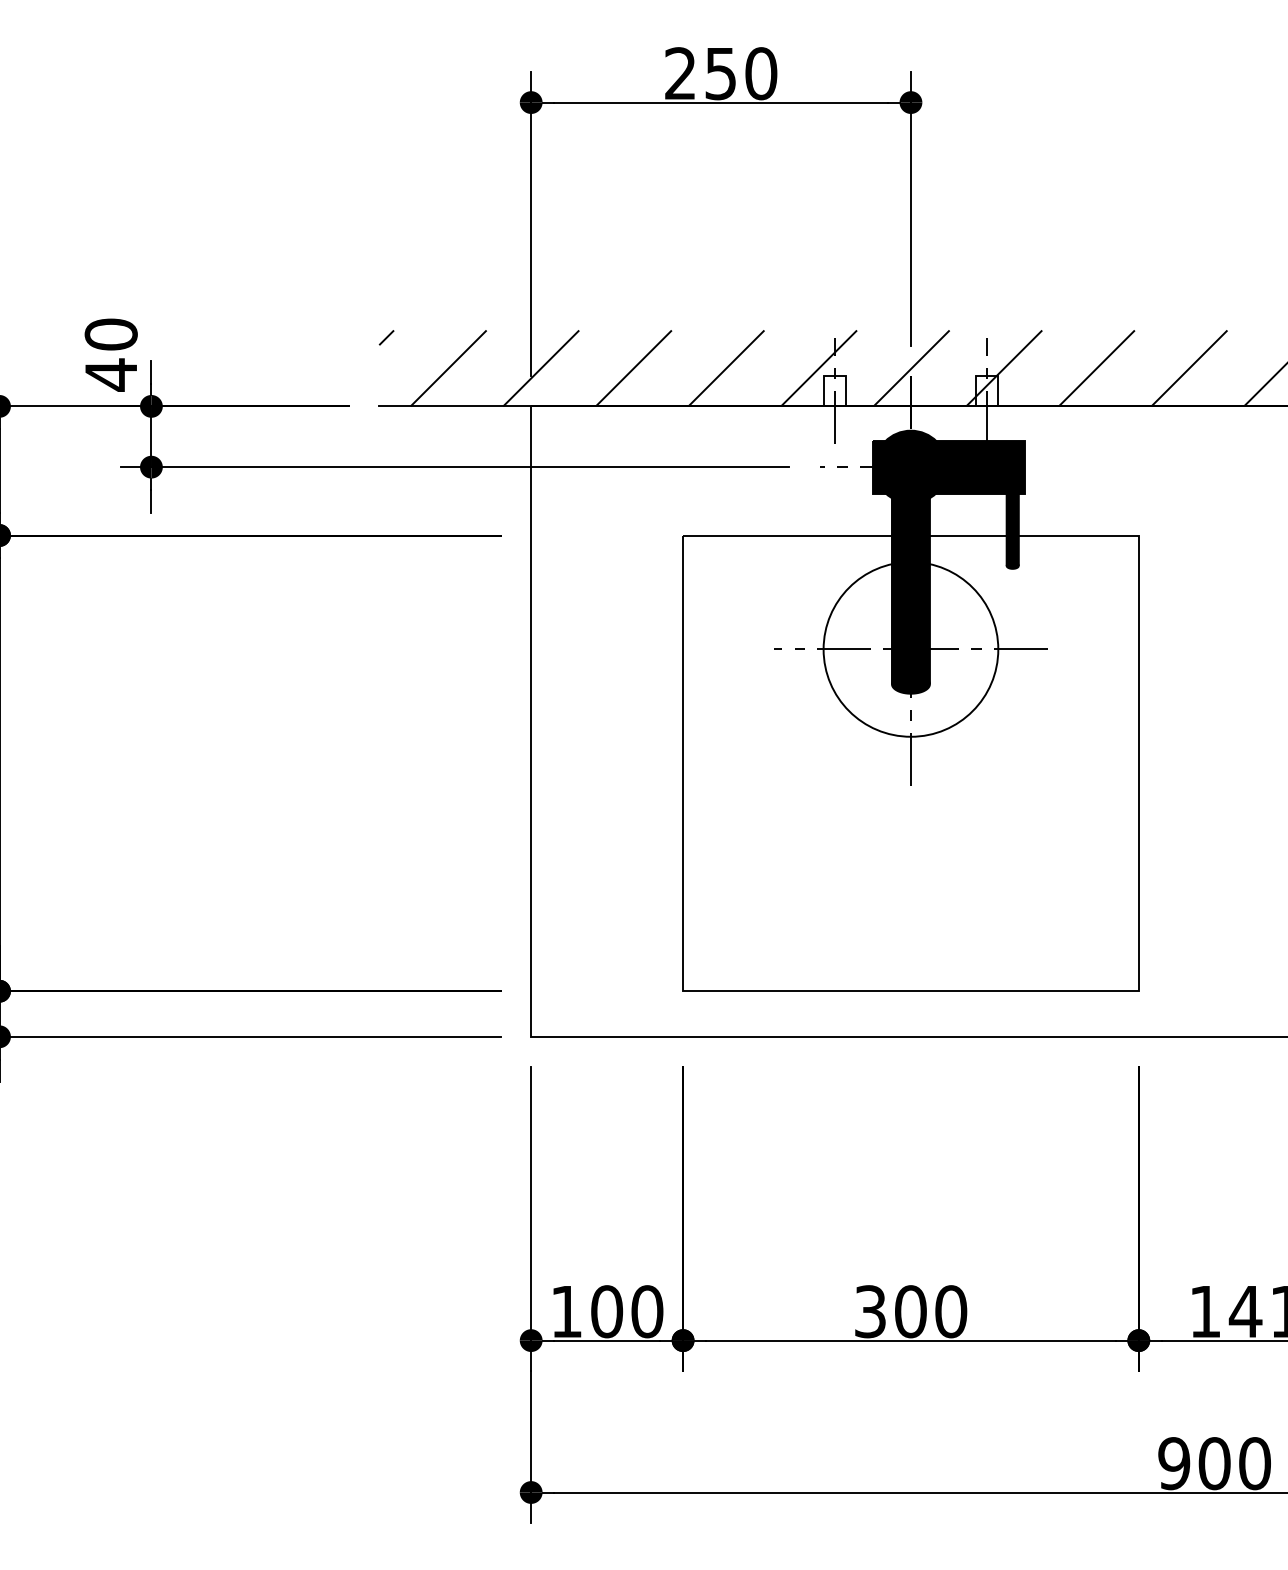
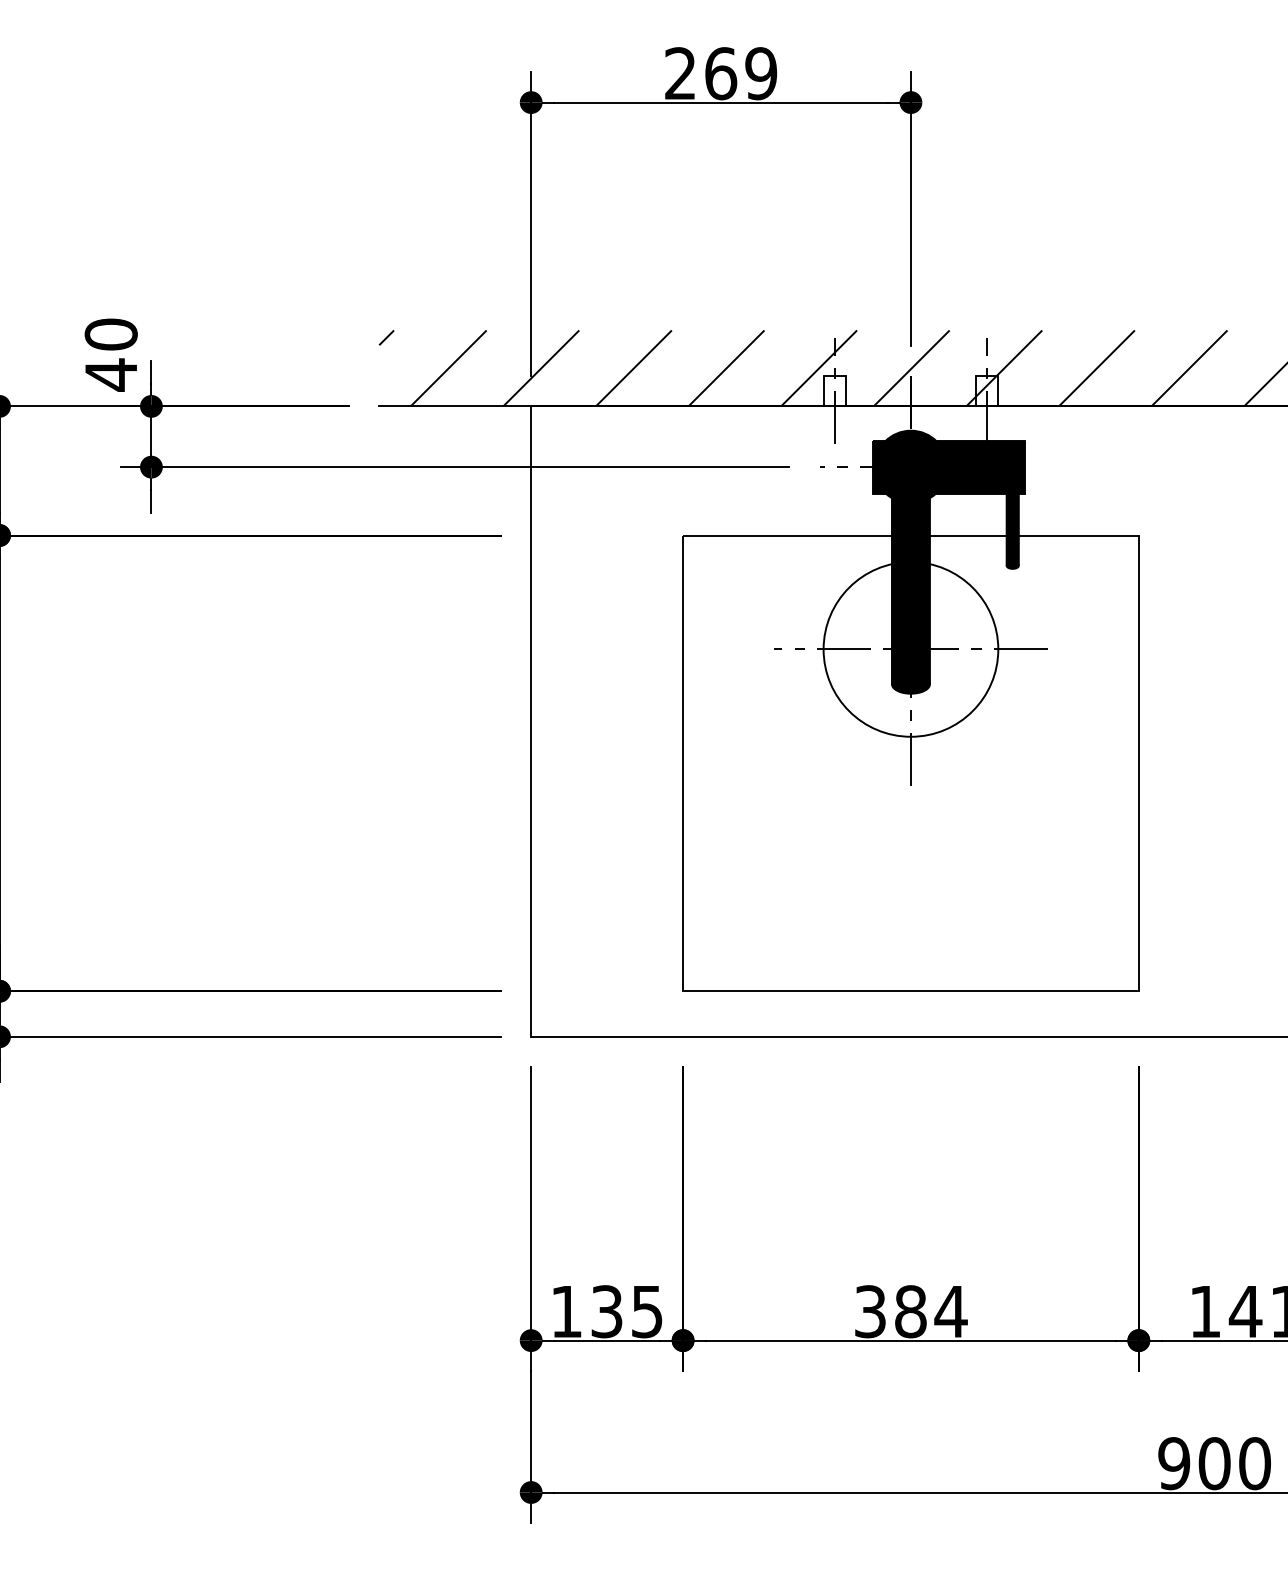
text: 250 -> 269 (741, 73)
text: 100 -> 135 (627, 1311)
text: 300 -> 384 (931, 1311)
